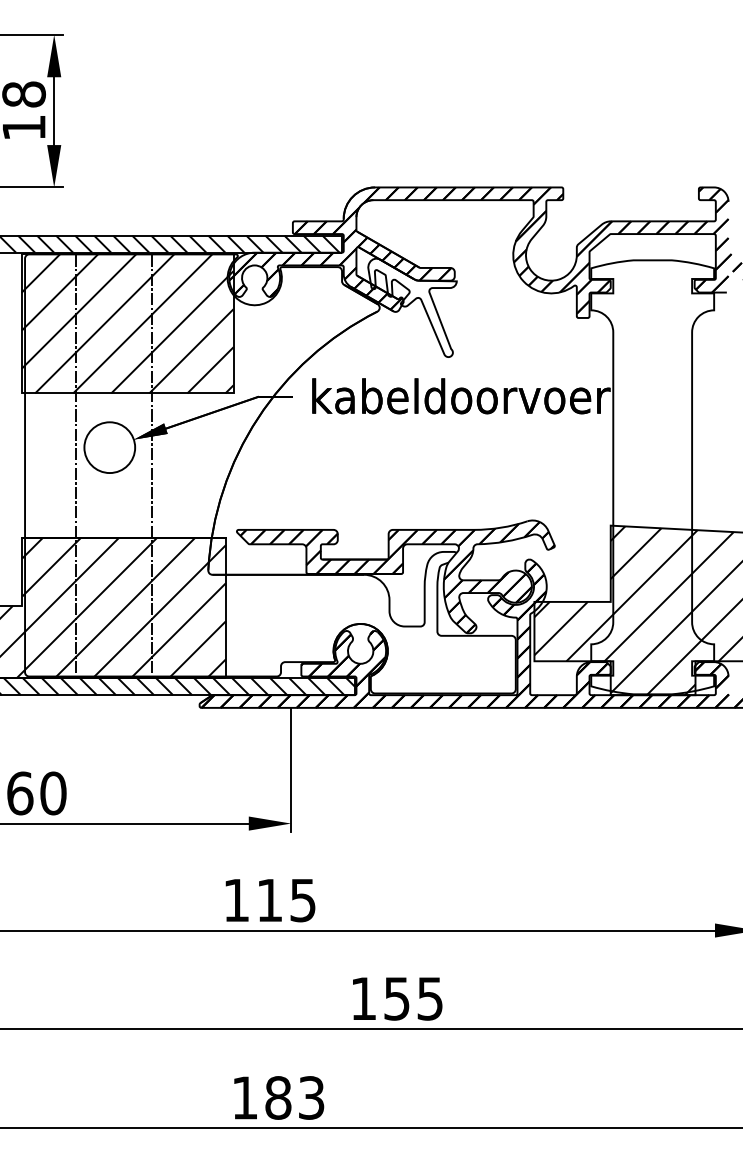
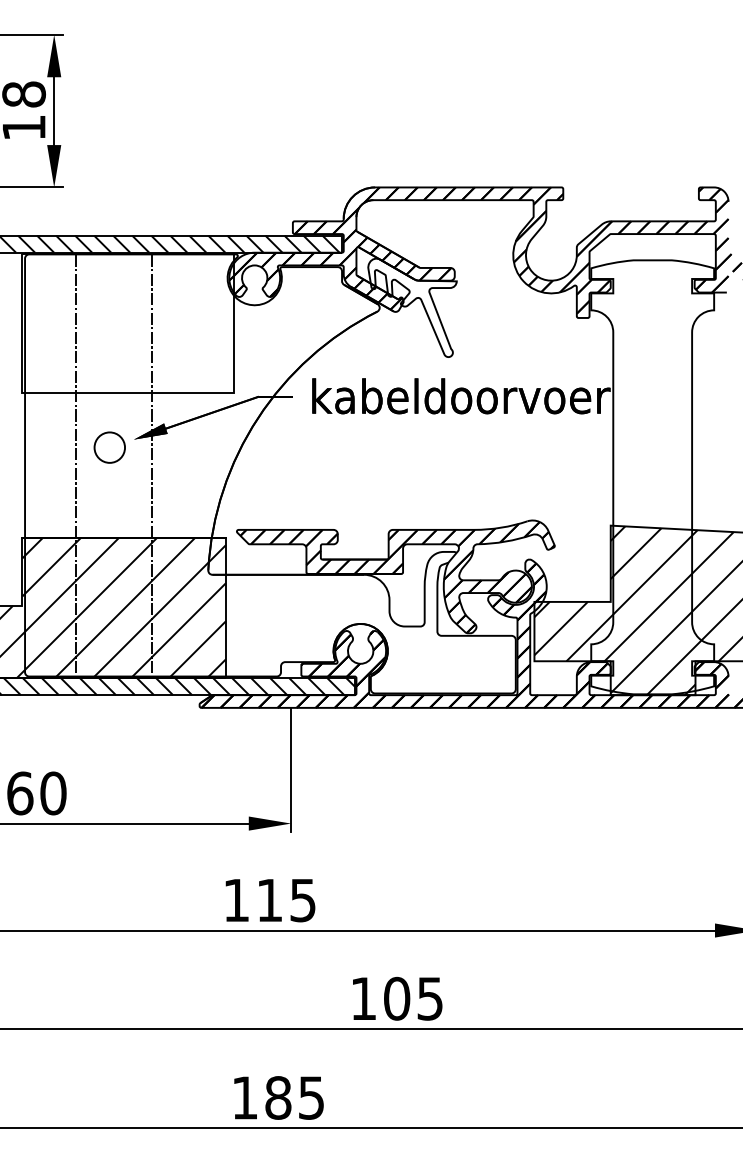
hatch: present -> none (127, 323)
circle diameter: 51 px -> 30 px (109, 447)
text: 155 -> 105 (397, 998)
text: 183 -> 185 (311, 1097)
